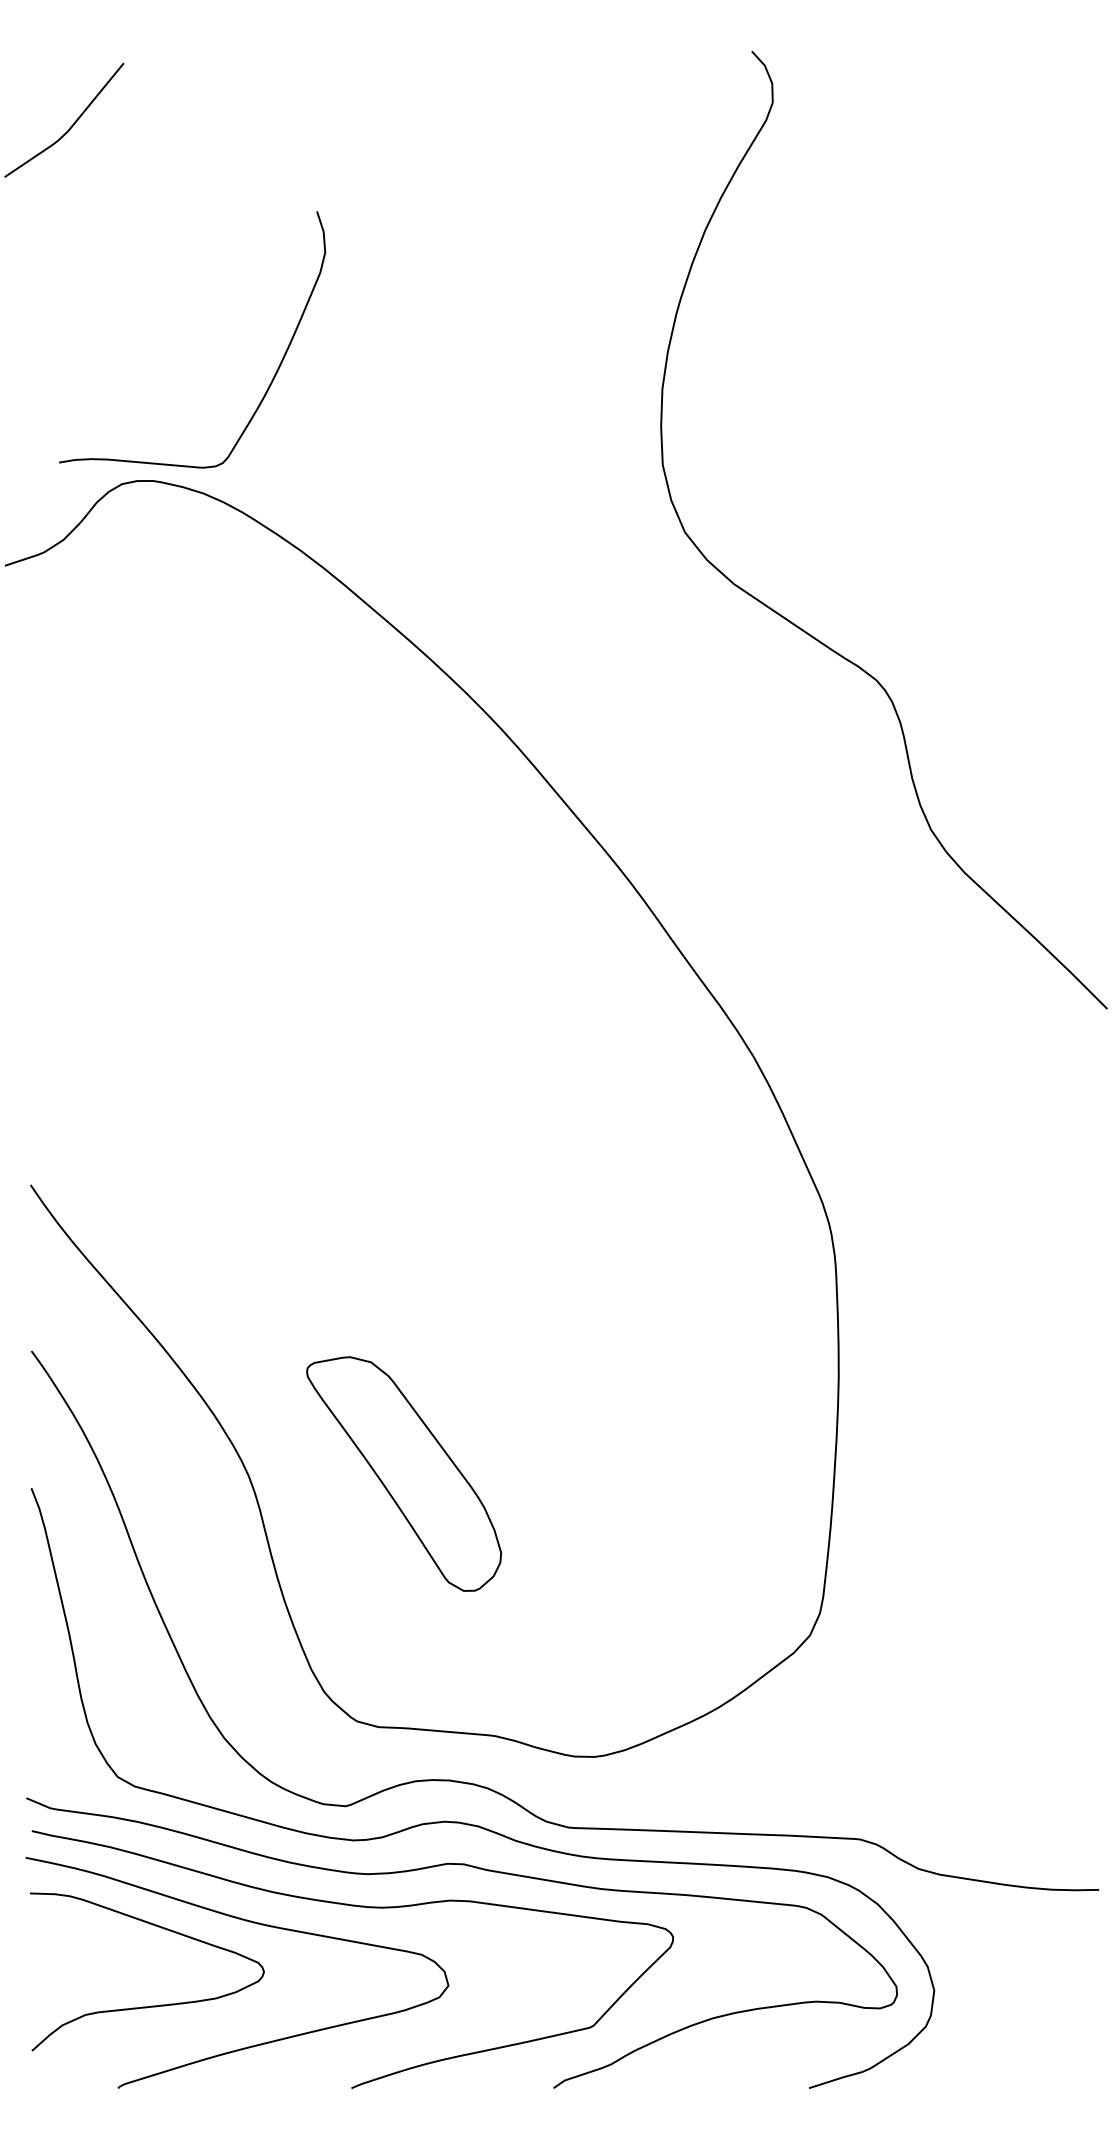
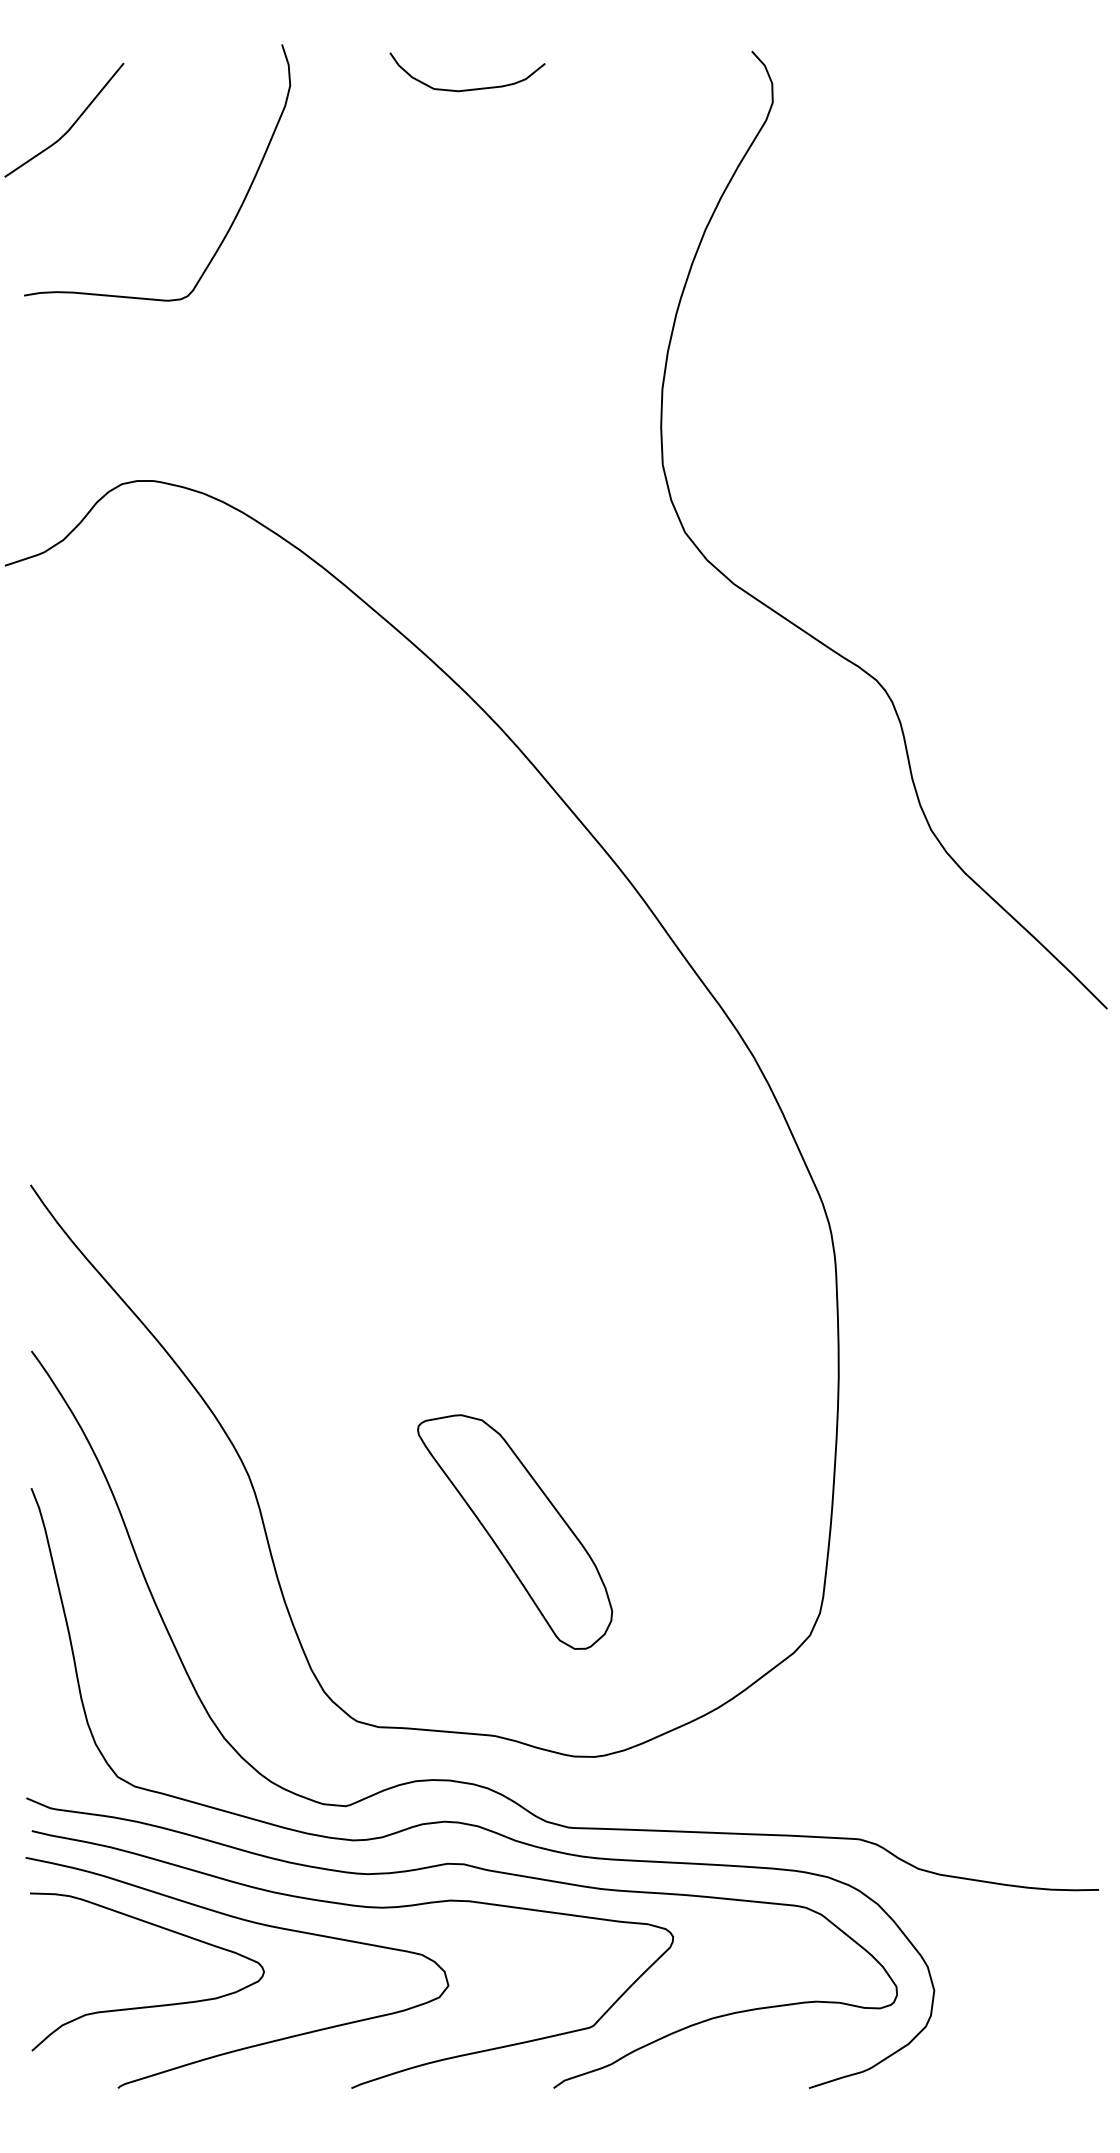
curve: none -> present (472, 88)
curve position: (272, 378) -> (237, 211) (237, 211)
part position: (404, 1473) -> (515, 1531) (515, 1531)
